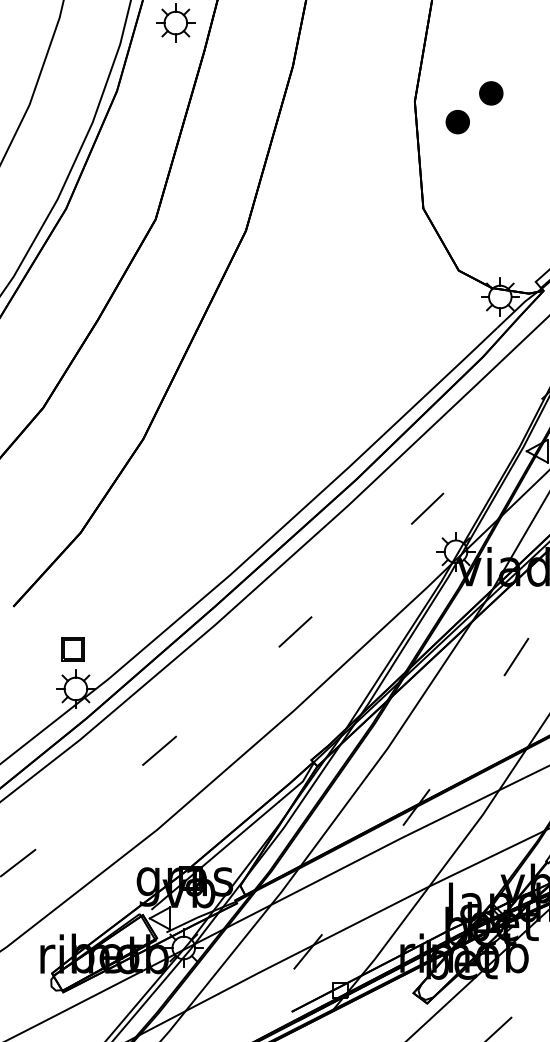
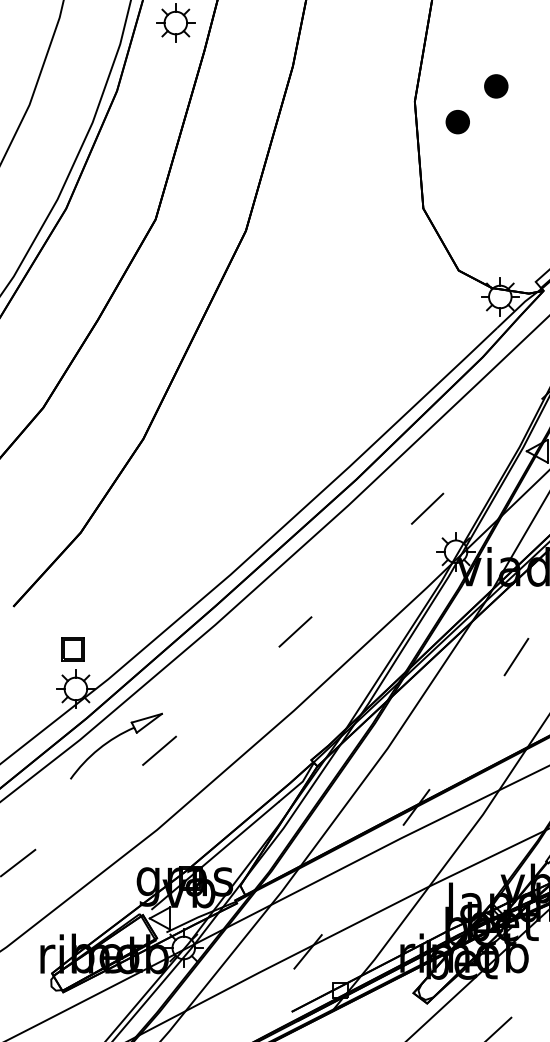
part position: (491, 93) -> (496, 86) (496, 86)
part: none -> present (114, 739)
